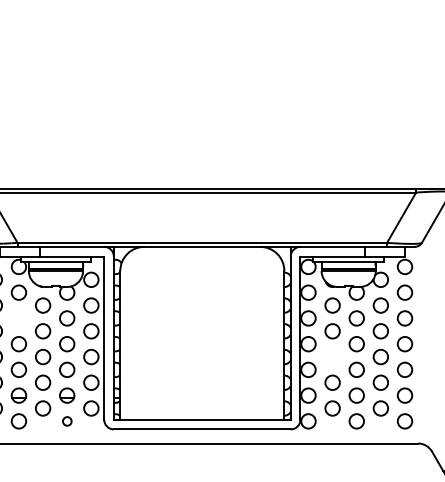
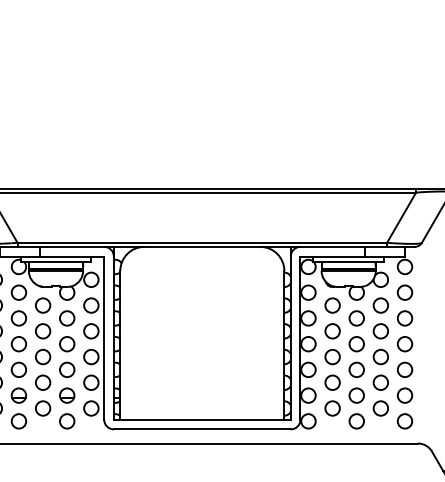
circle: none -> present (18, 318)
circle: none -> present (332, 356)
circle size: 11x11 px -> 17x17 px (67, 421)
